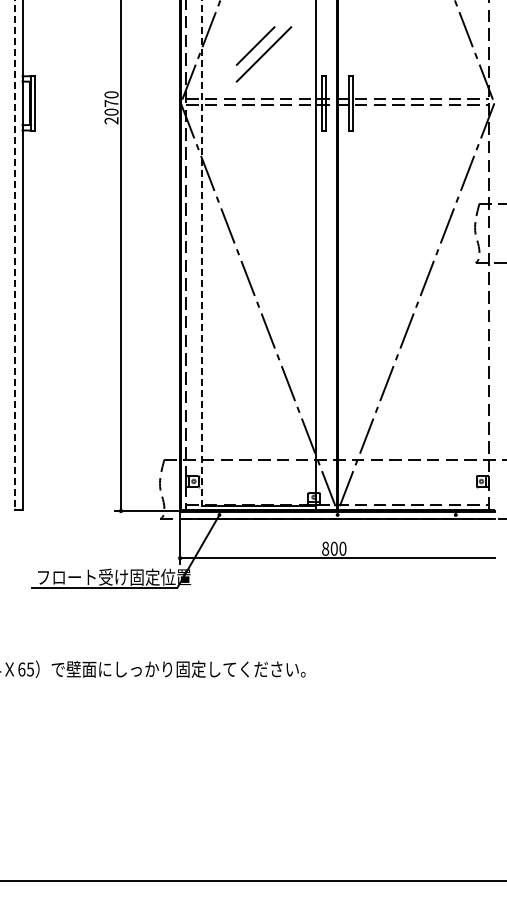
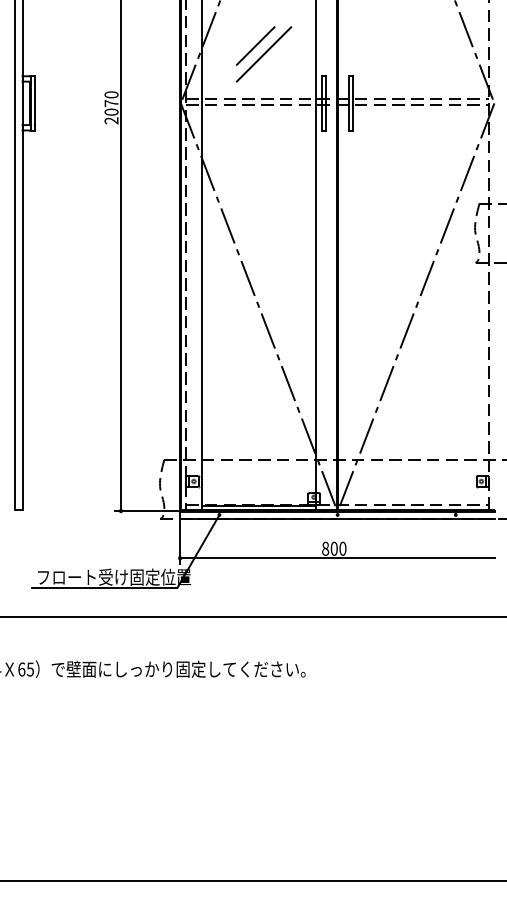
line: dashed -> solid (15, 255)
line: dashed -> solid (201, 255)
line: none -> present (252, 617)
